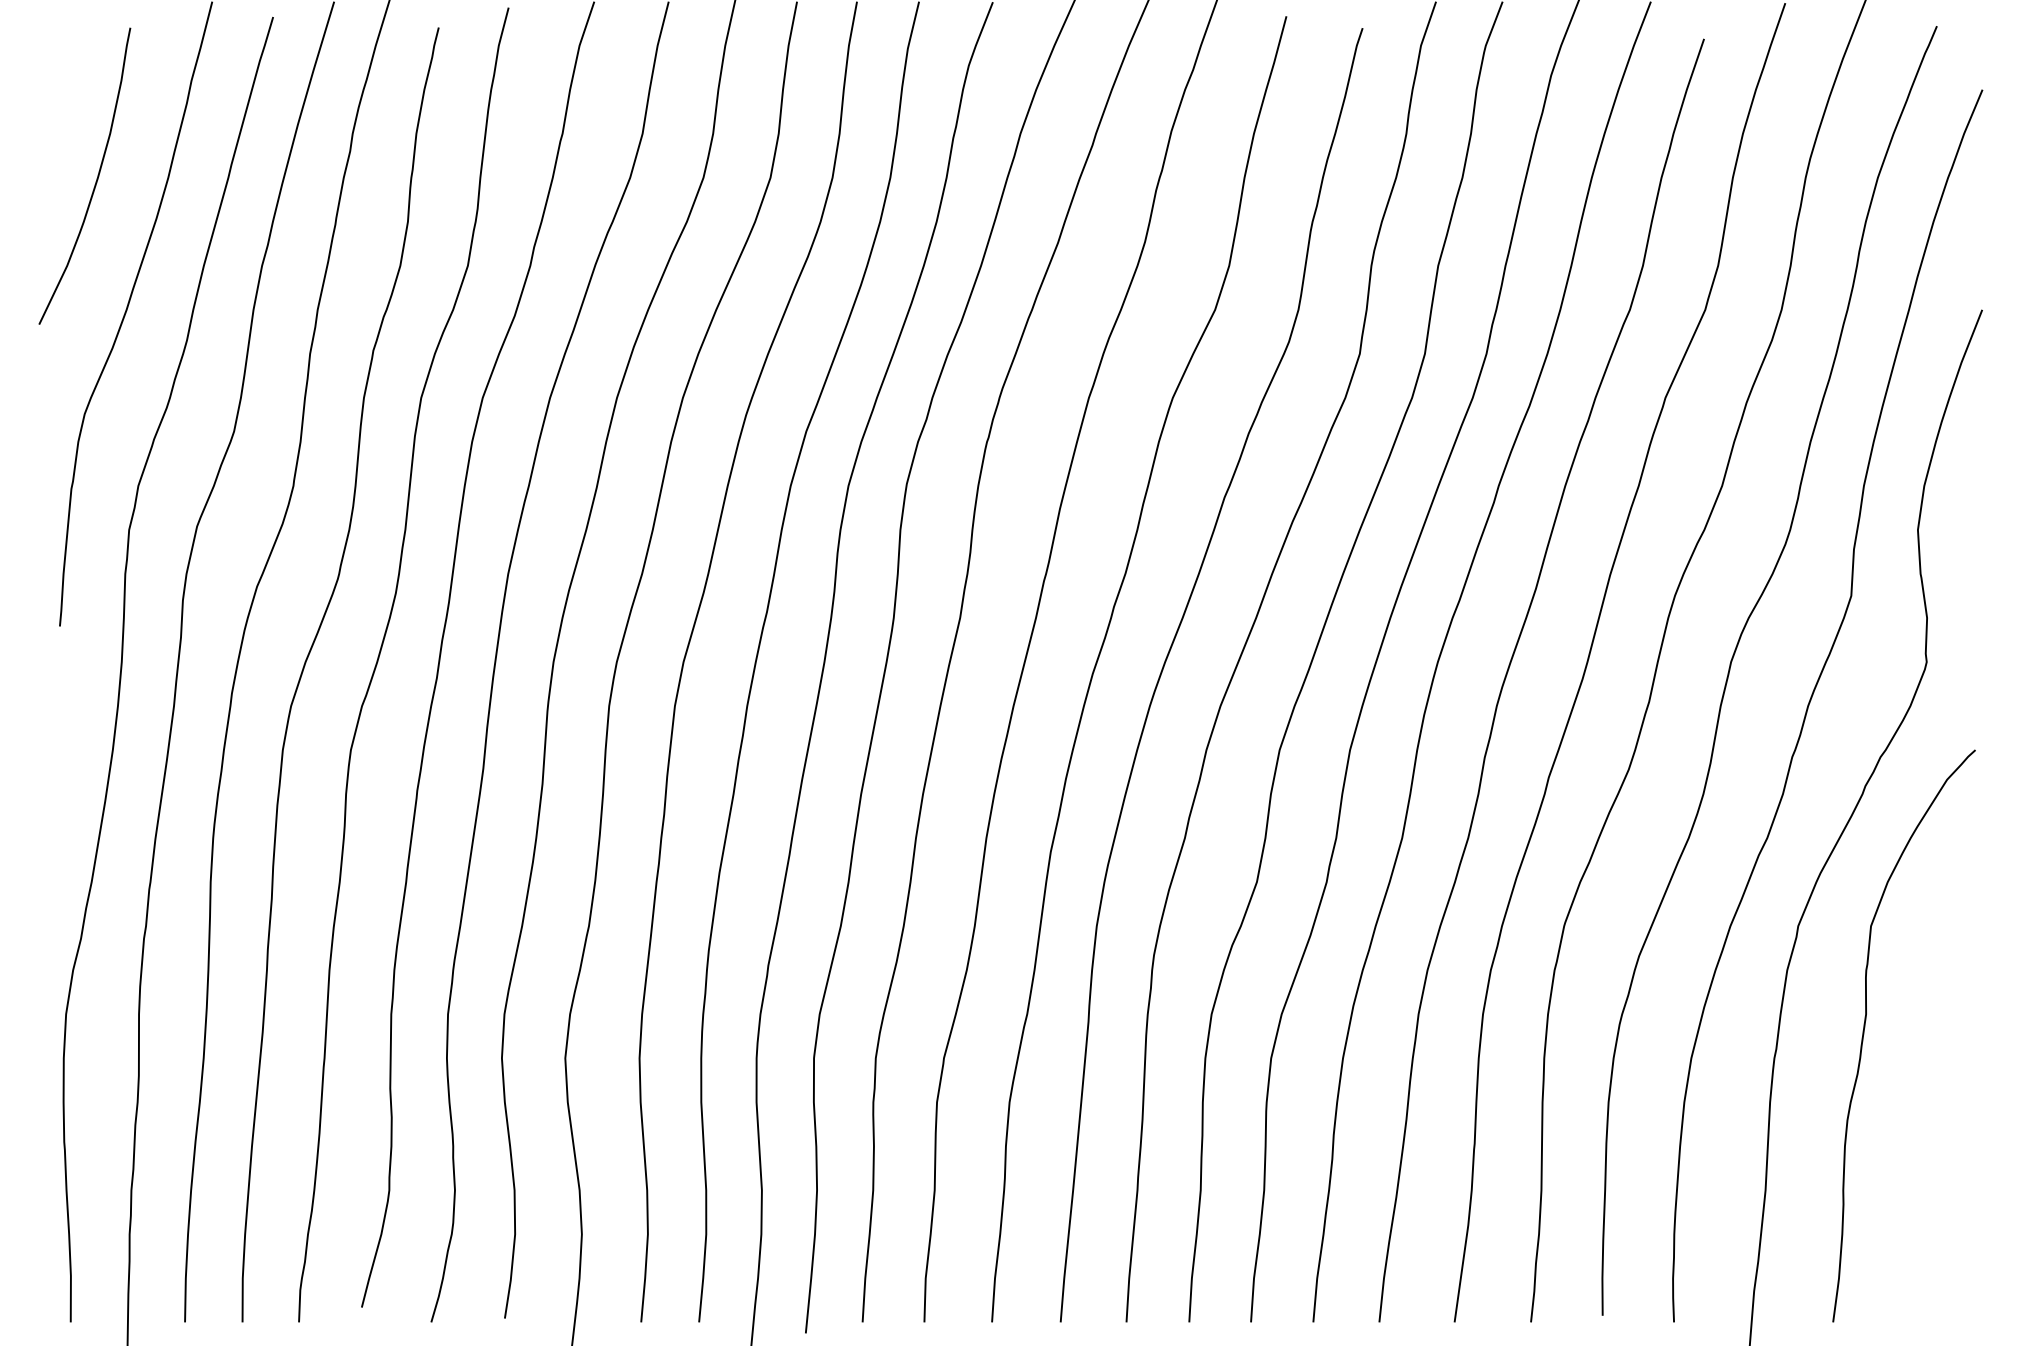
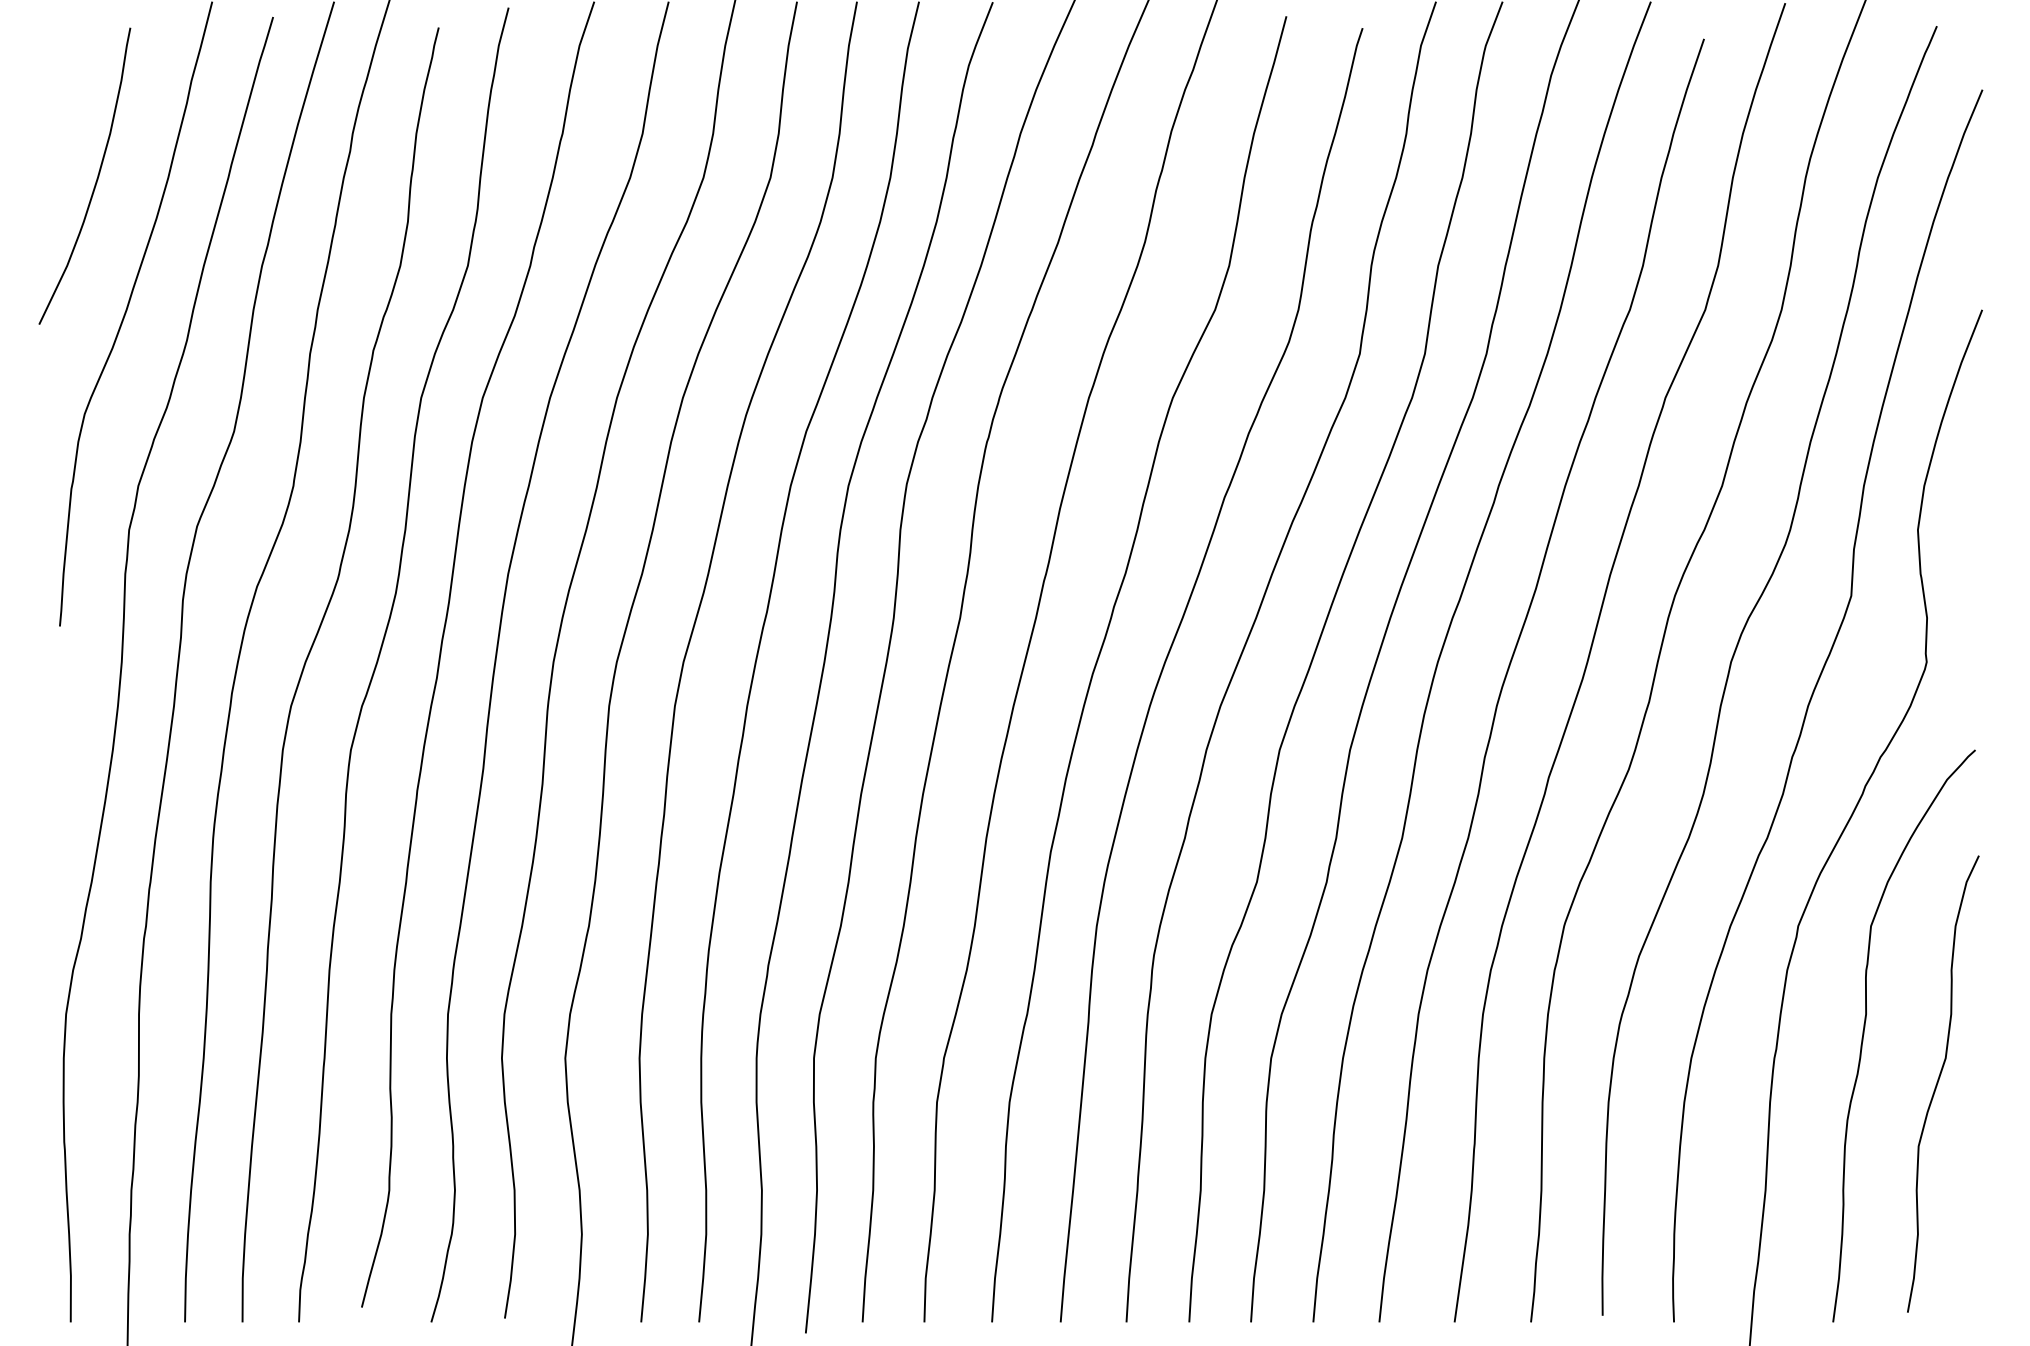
curve: none -> present (1939, 1080)
